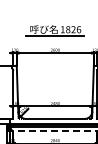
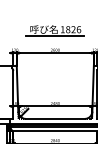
line: dashed -> solid (52, 131)
